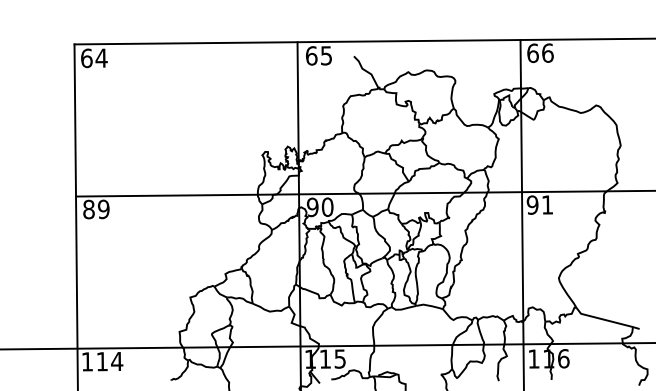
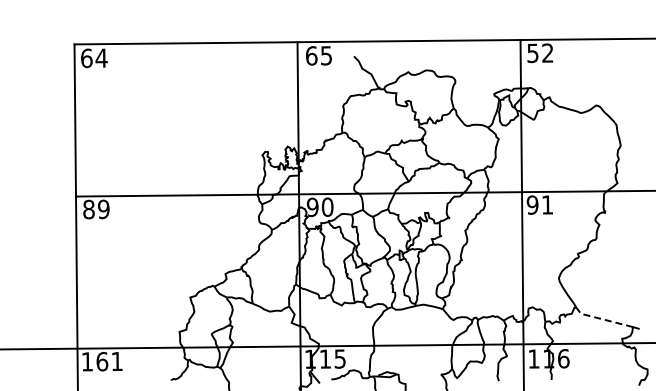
text: 66 -> 52 (540, 53)
line: solid -> dashed (602, 319)
text: 114 -> 161 (109, 361)
